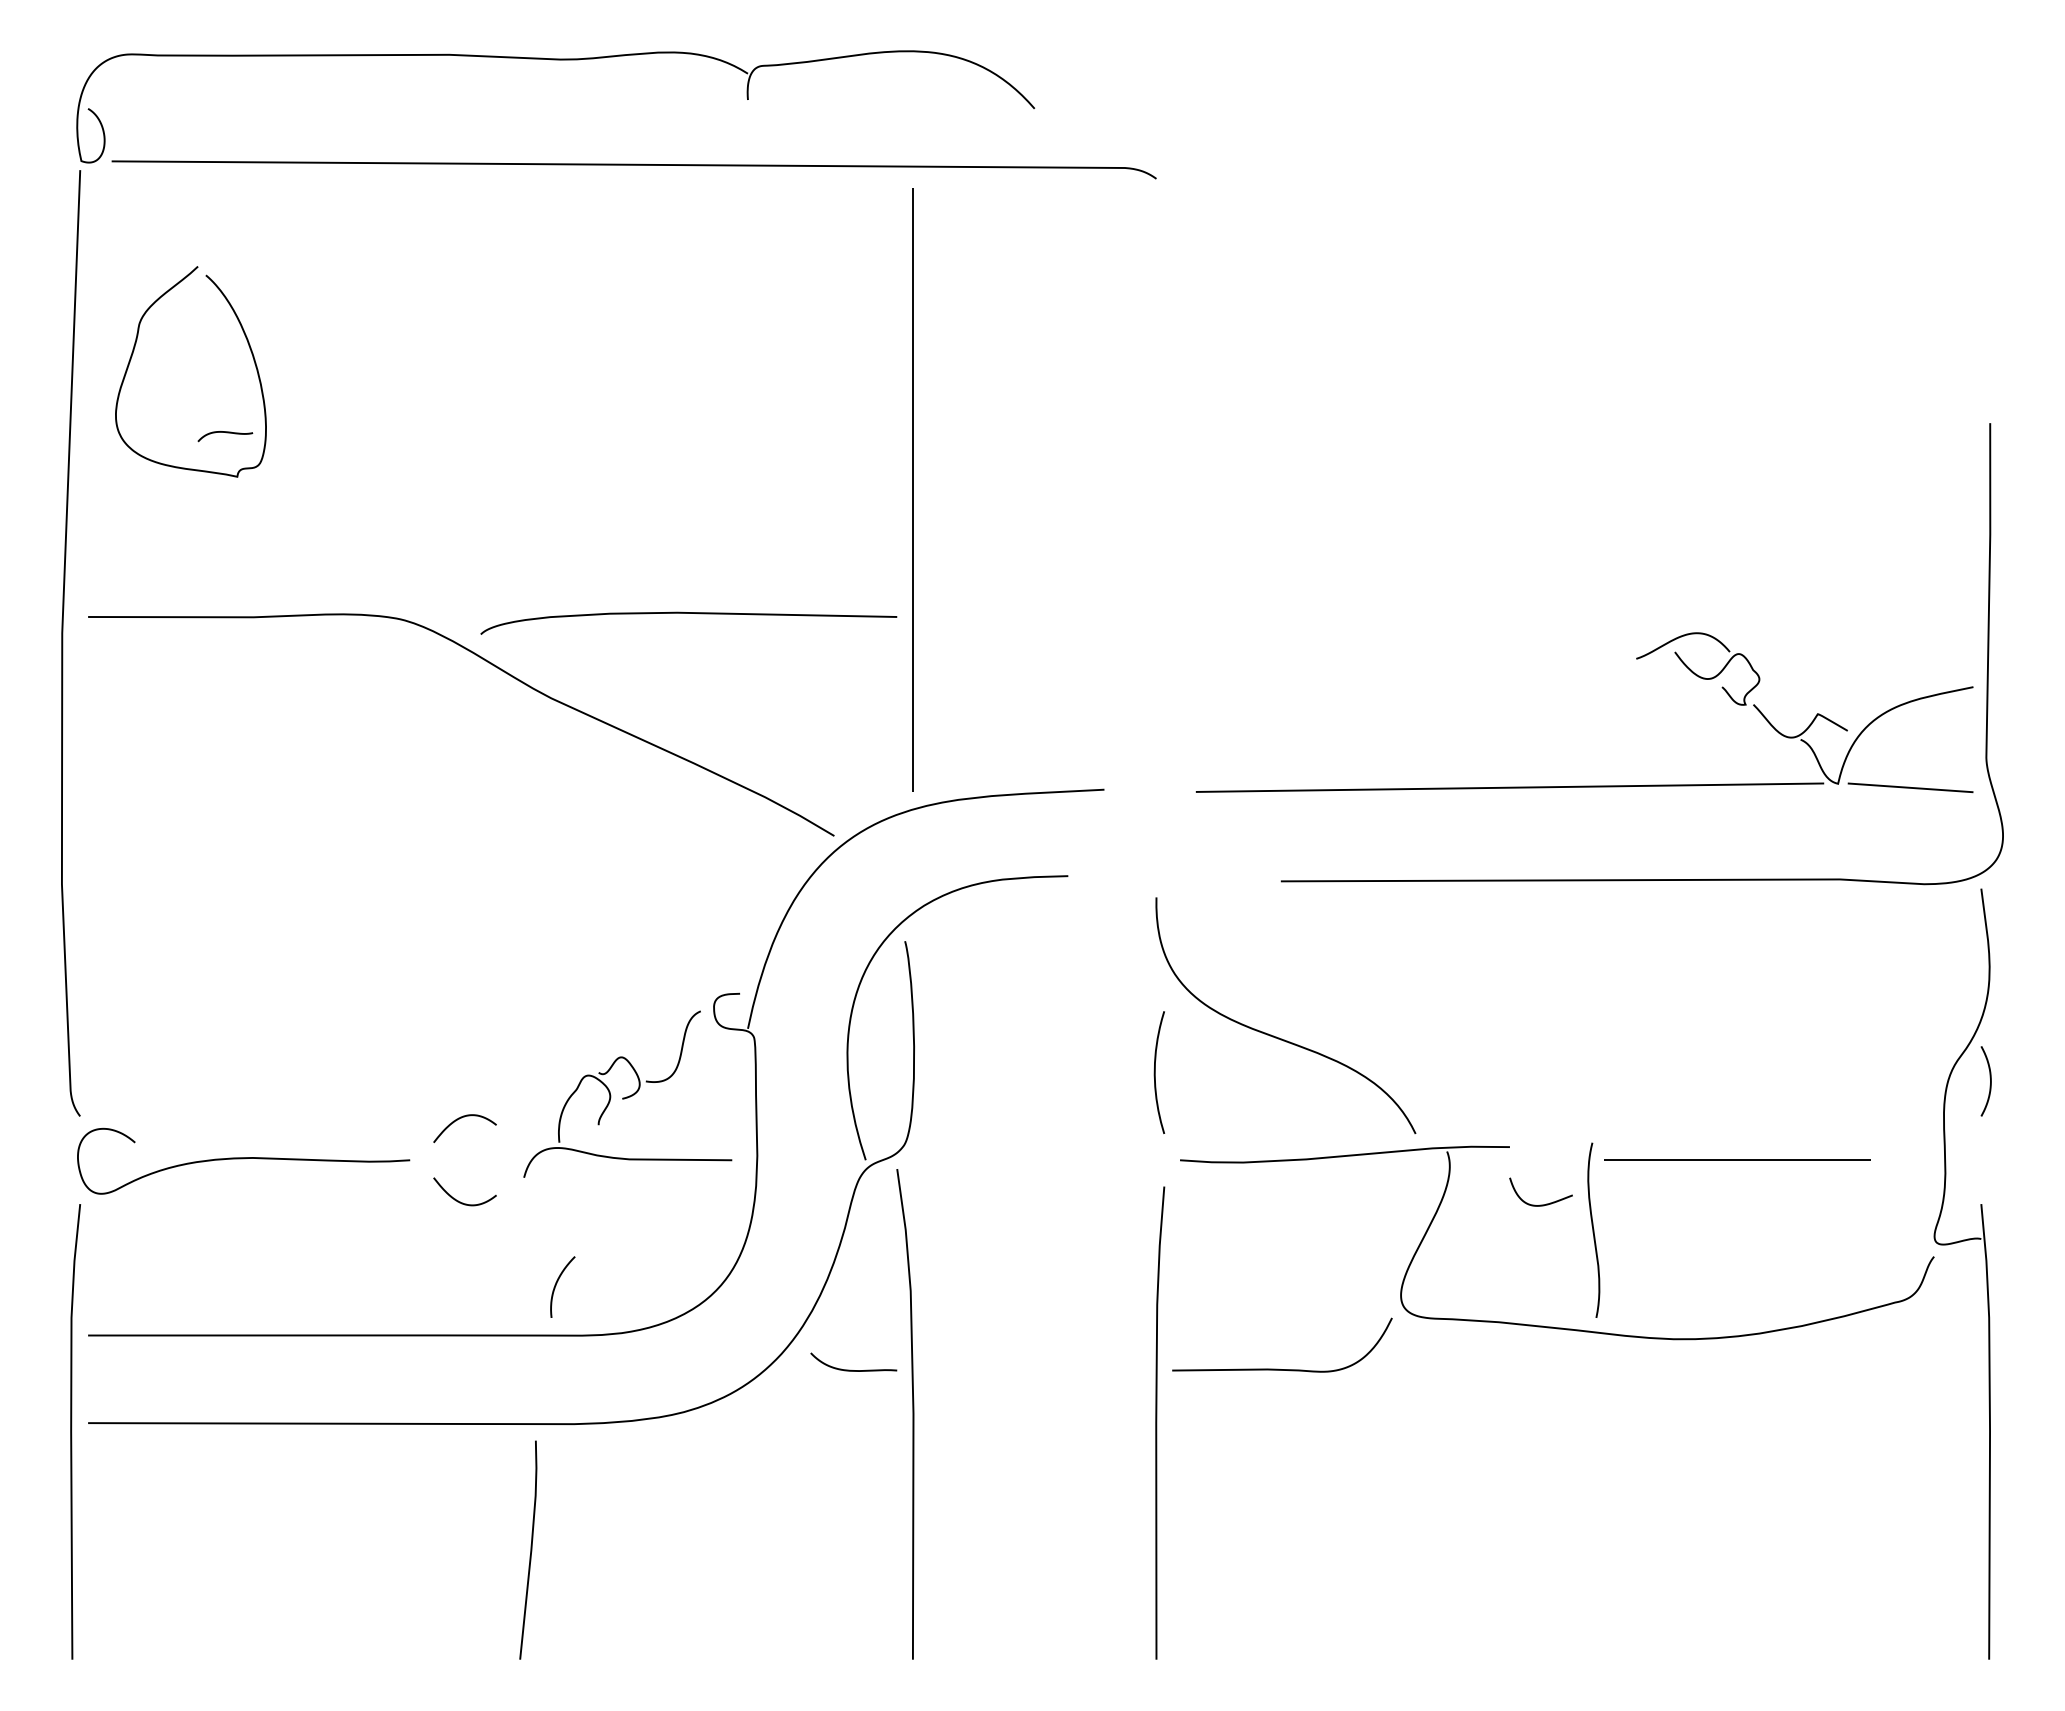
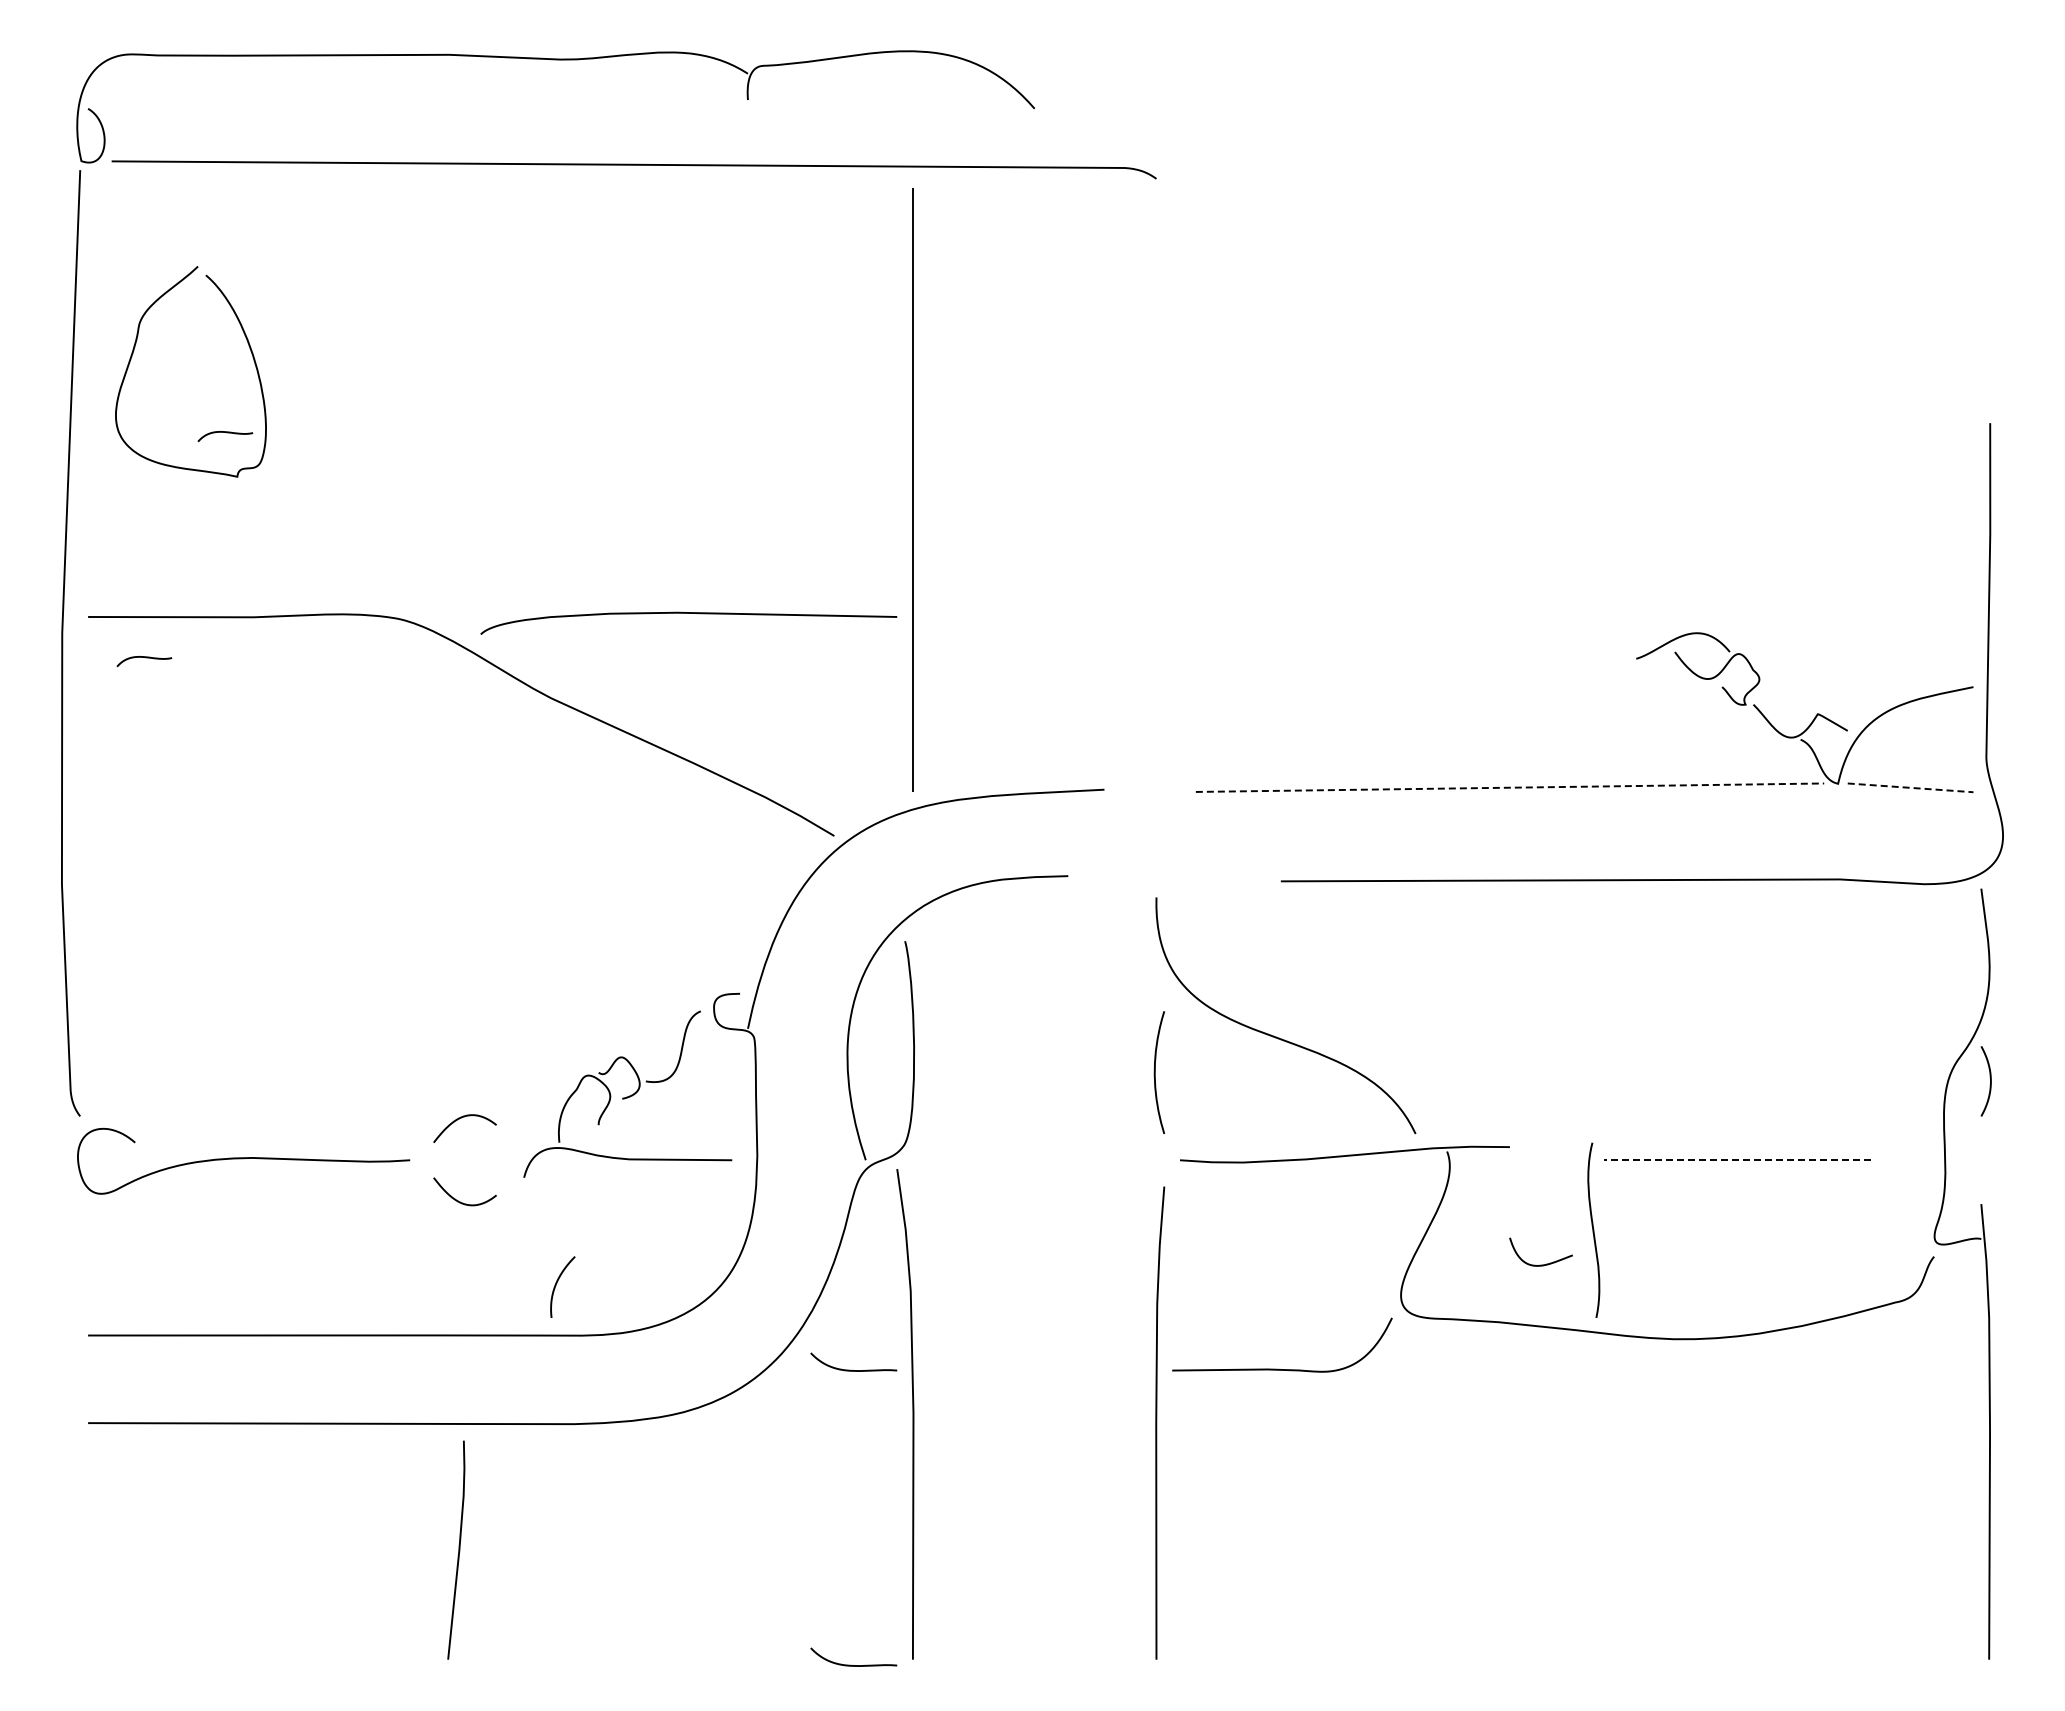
curve: none -> present (145, 658)
line: solid -> dashed (1510, 787)
line: solid -> dashed (1911, 787)
line: solid -> dashed (1737, 1160)
curve position: (1540, 1204) -> (1540, 1264) (1540, 1264)
line: present -> none (72, 1431)
line position: (530, 1549) -> (458, 1549) (458, 1549)
curve: none -> present (850, 1664)
